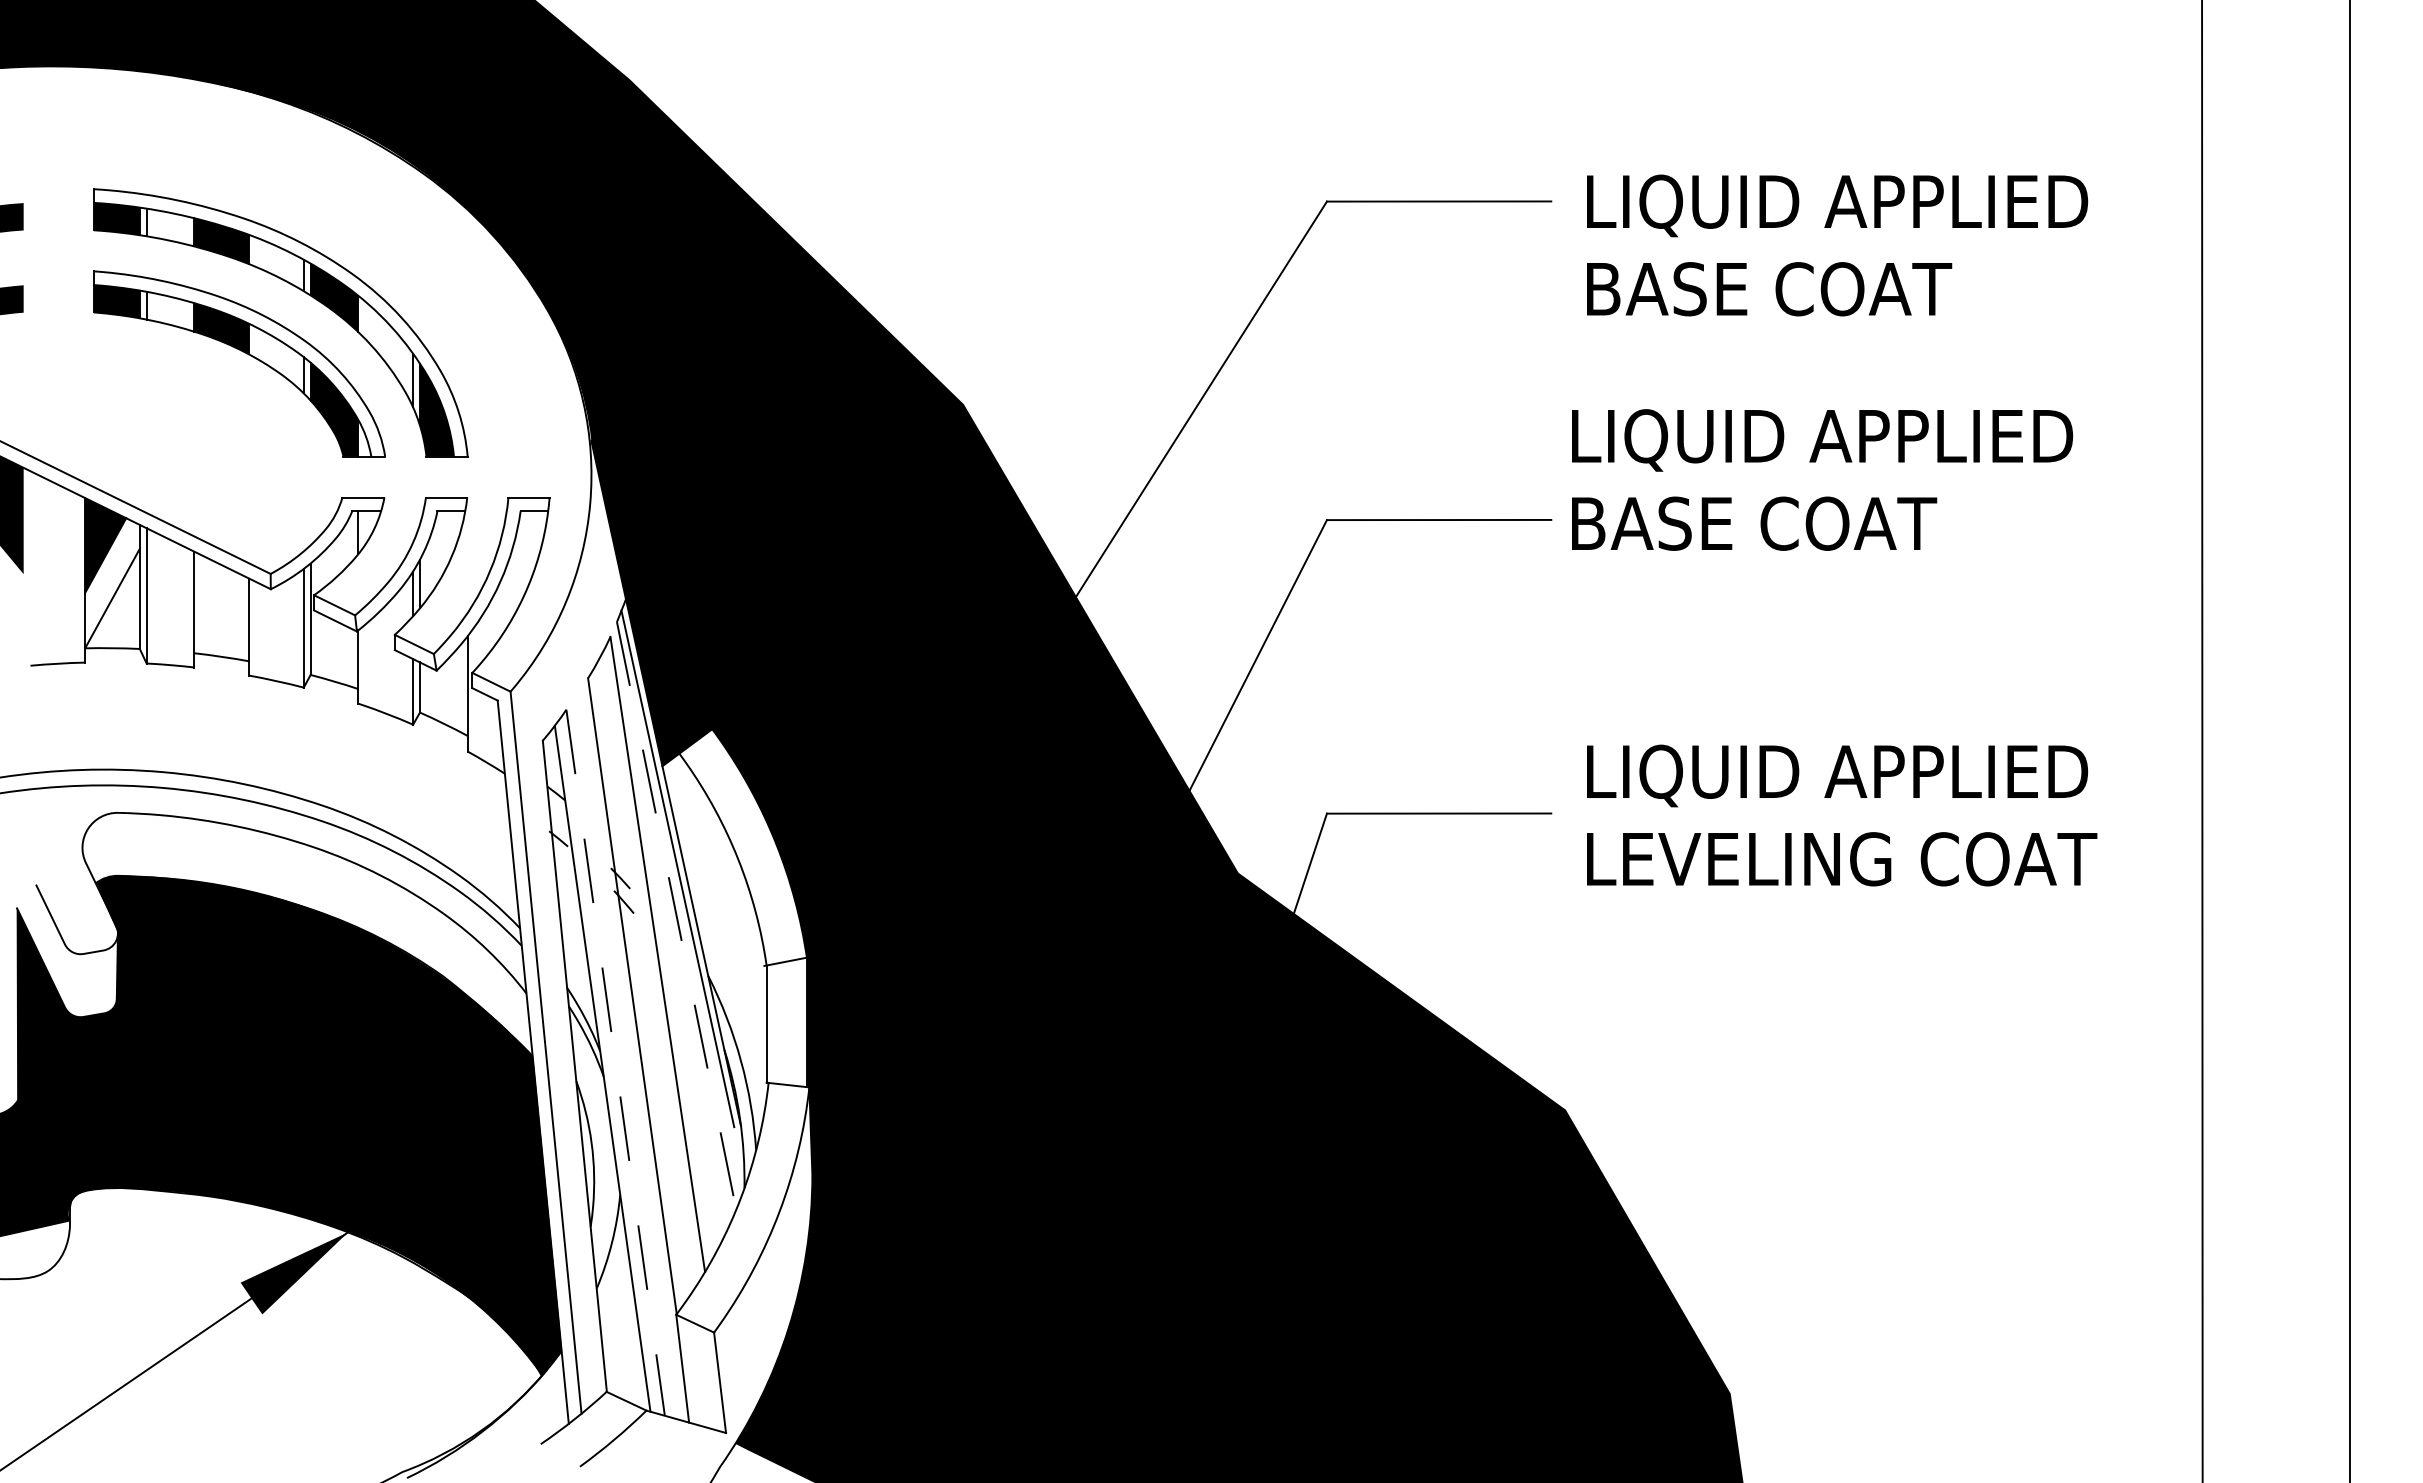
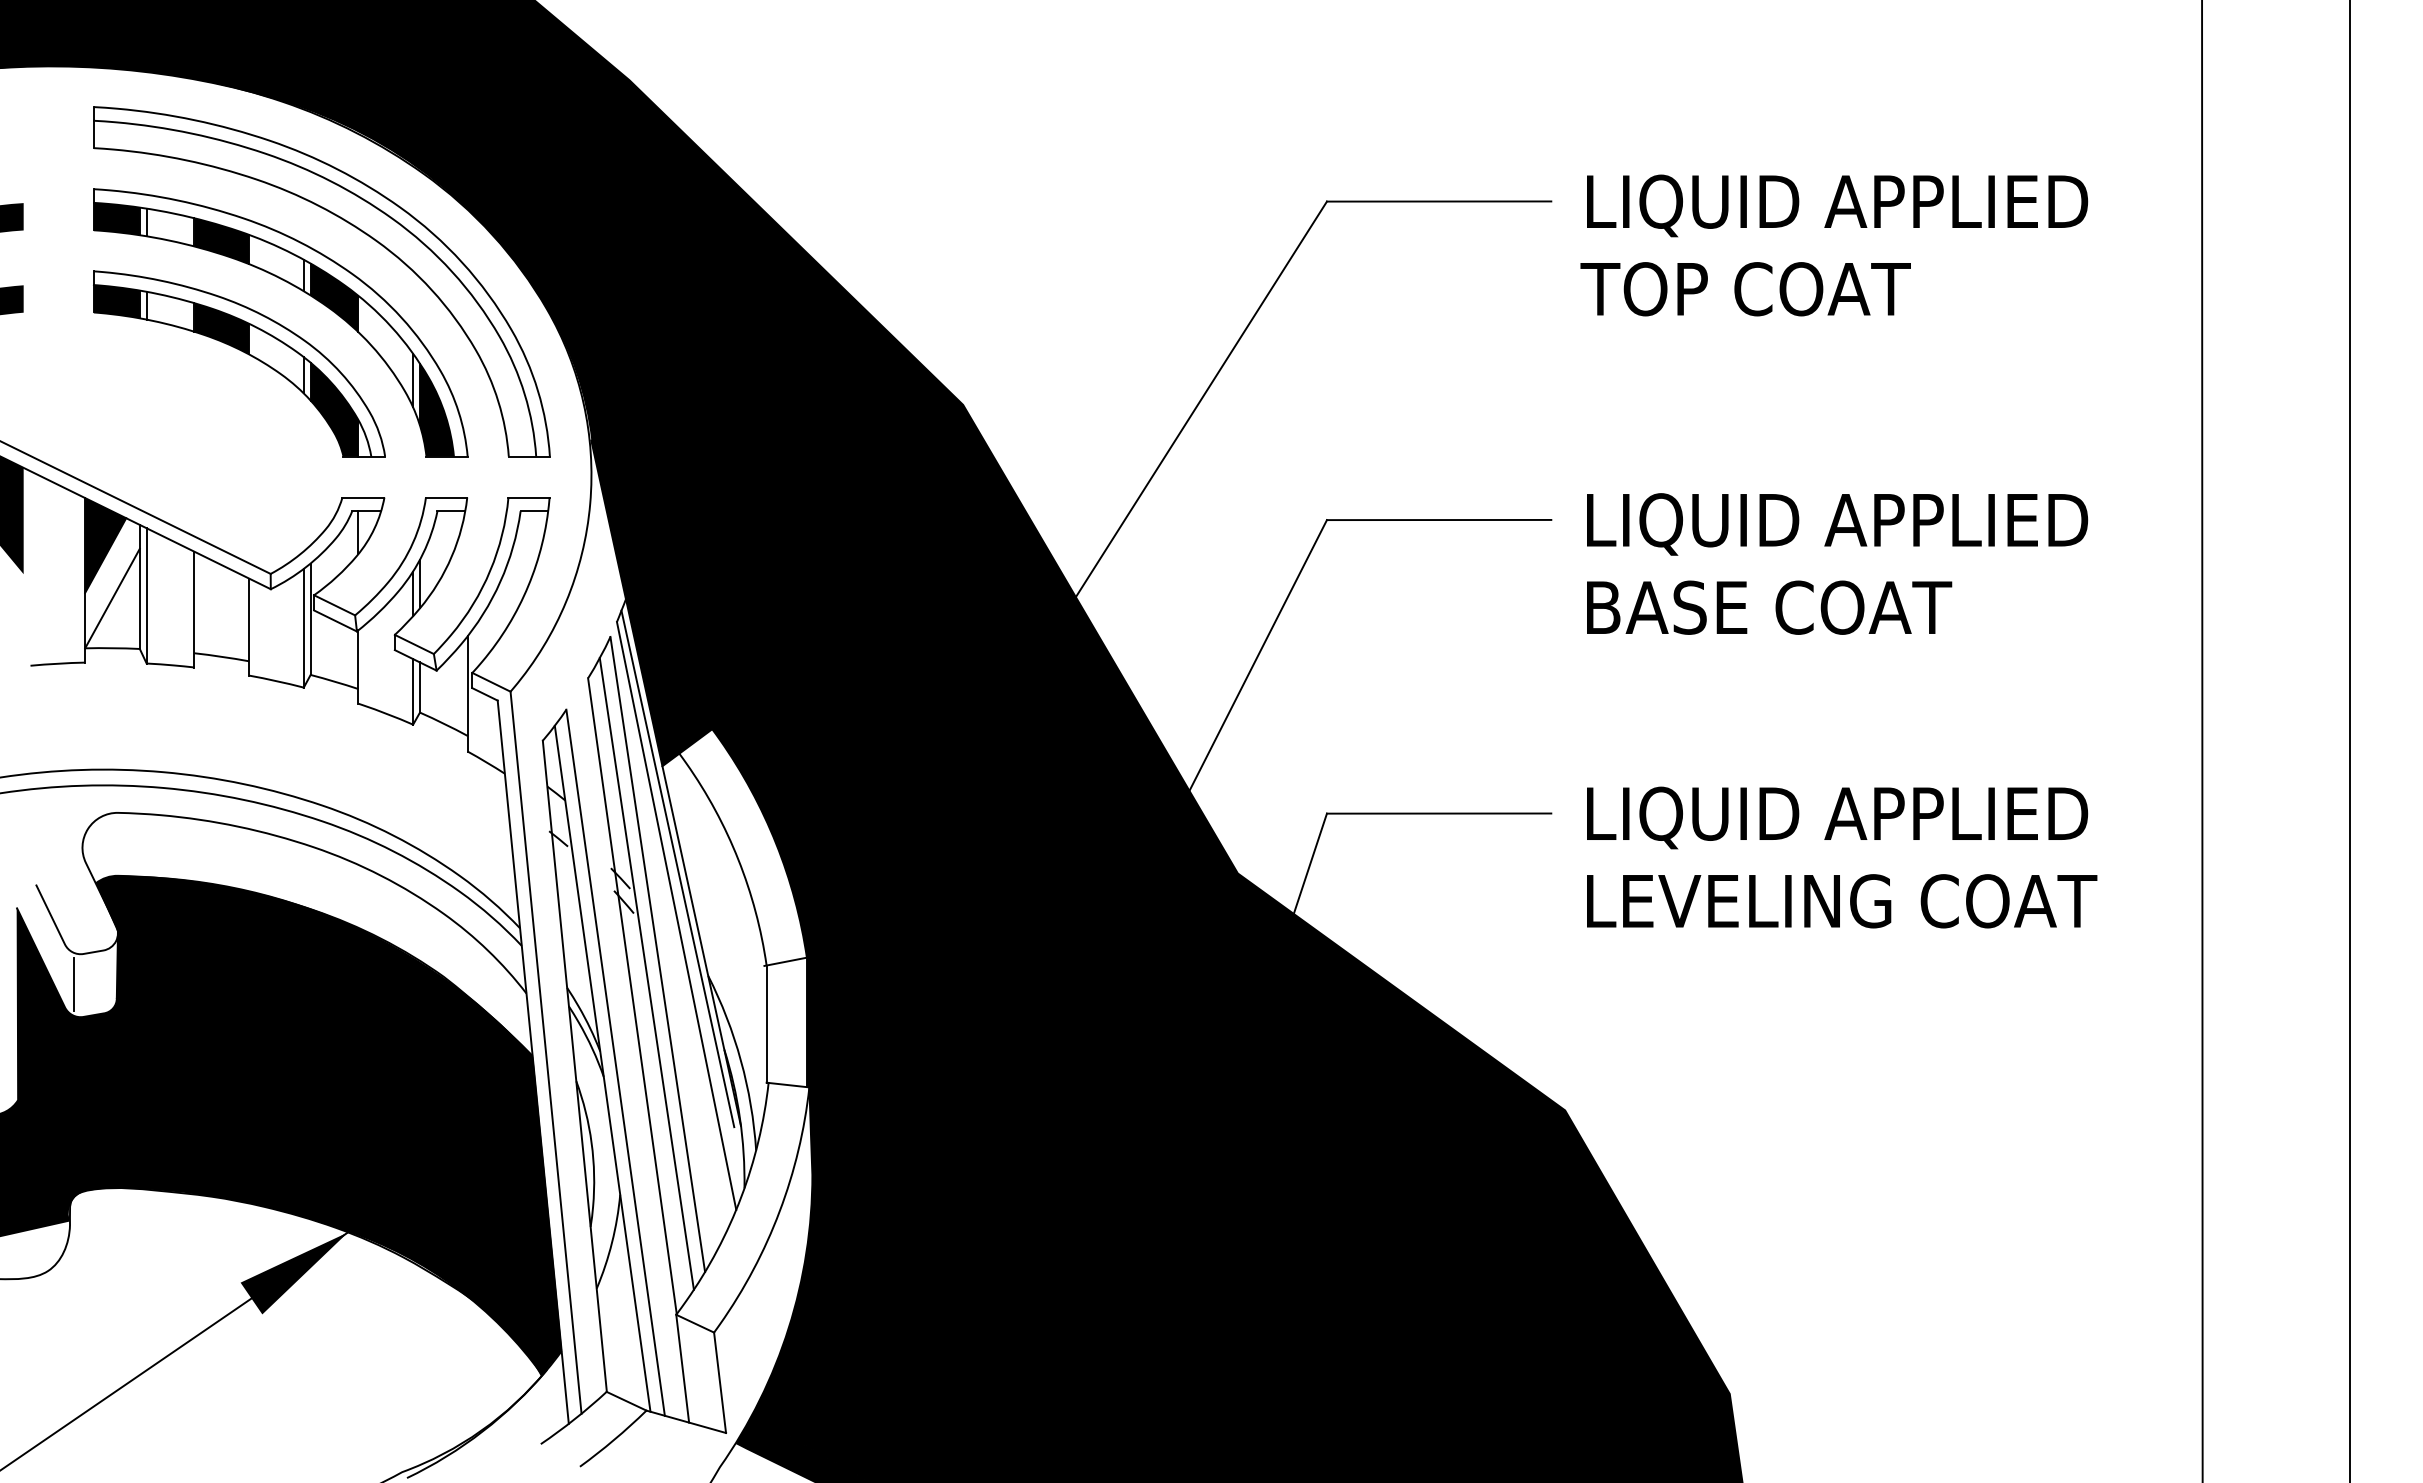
part: none -> present (357, 229)
text: LIQUID APPLIED BASE COAT -> LIQUID APPLIED TOP COAT (1766, 289)
text position: (1822, 479) -> (1837, 563) (1837, 563)
text position: (1842, 815) -> (1842, 857) (1842, 857)
line: dashed -> solid (676, 915)
line: none -> present (646, 973)
line: none -> present (74, 984)
line: dashed -> solid (615, 1063)
